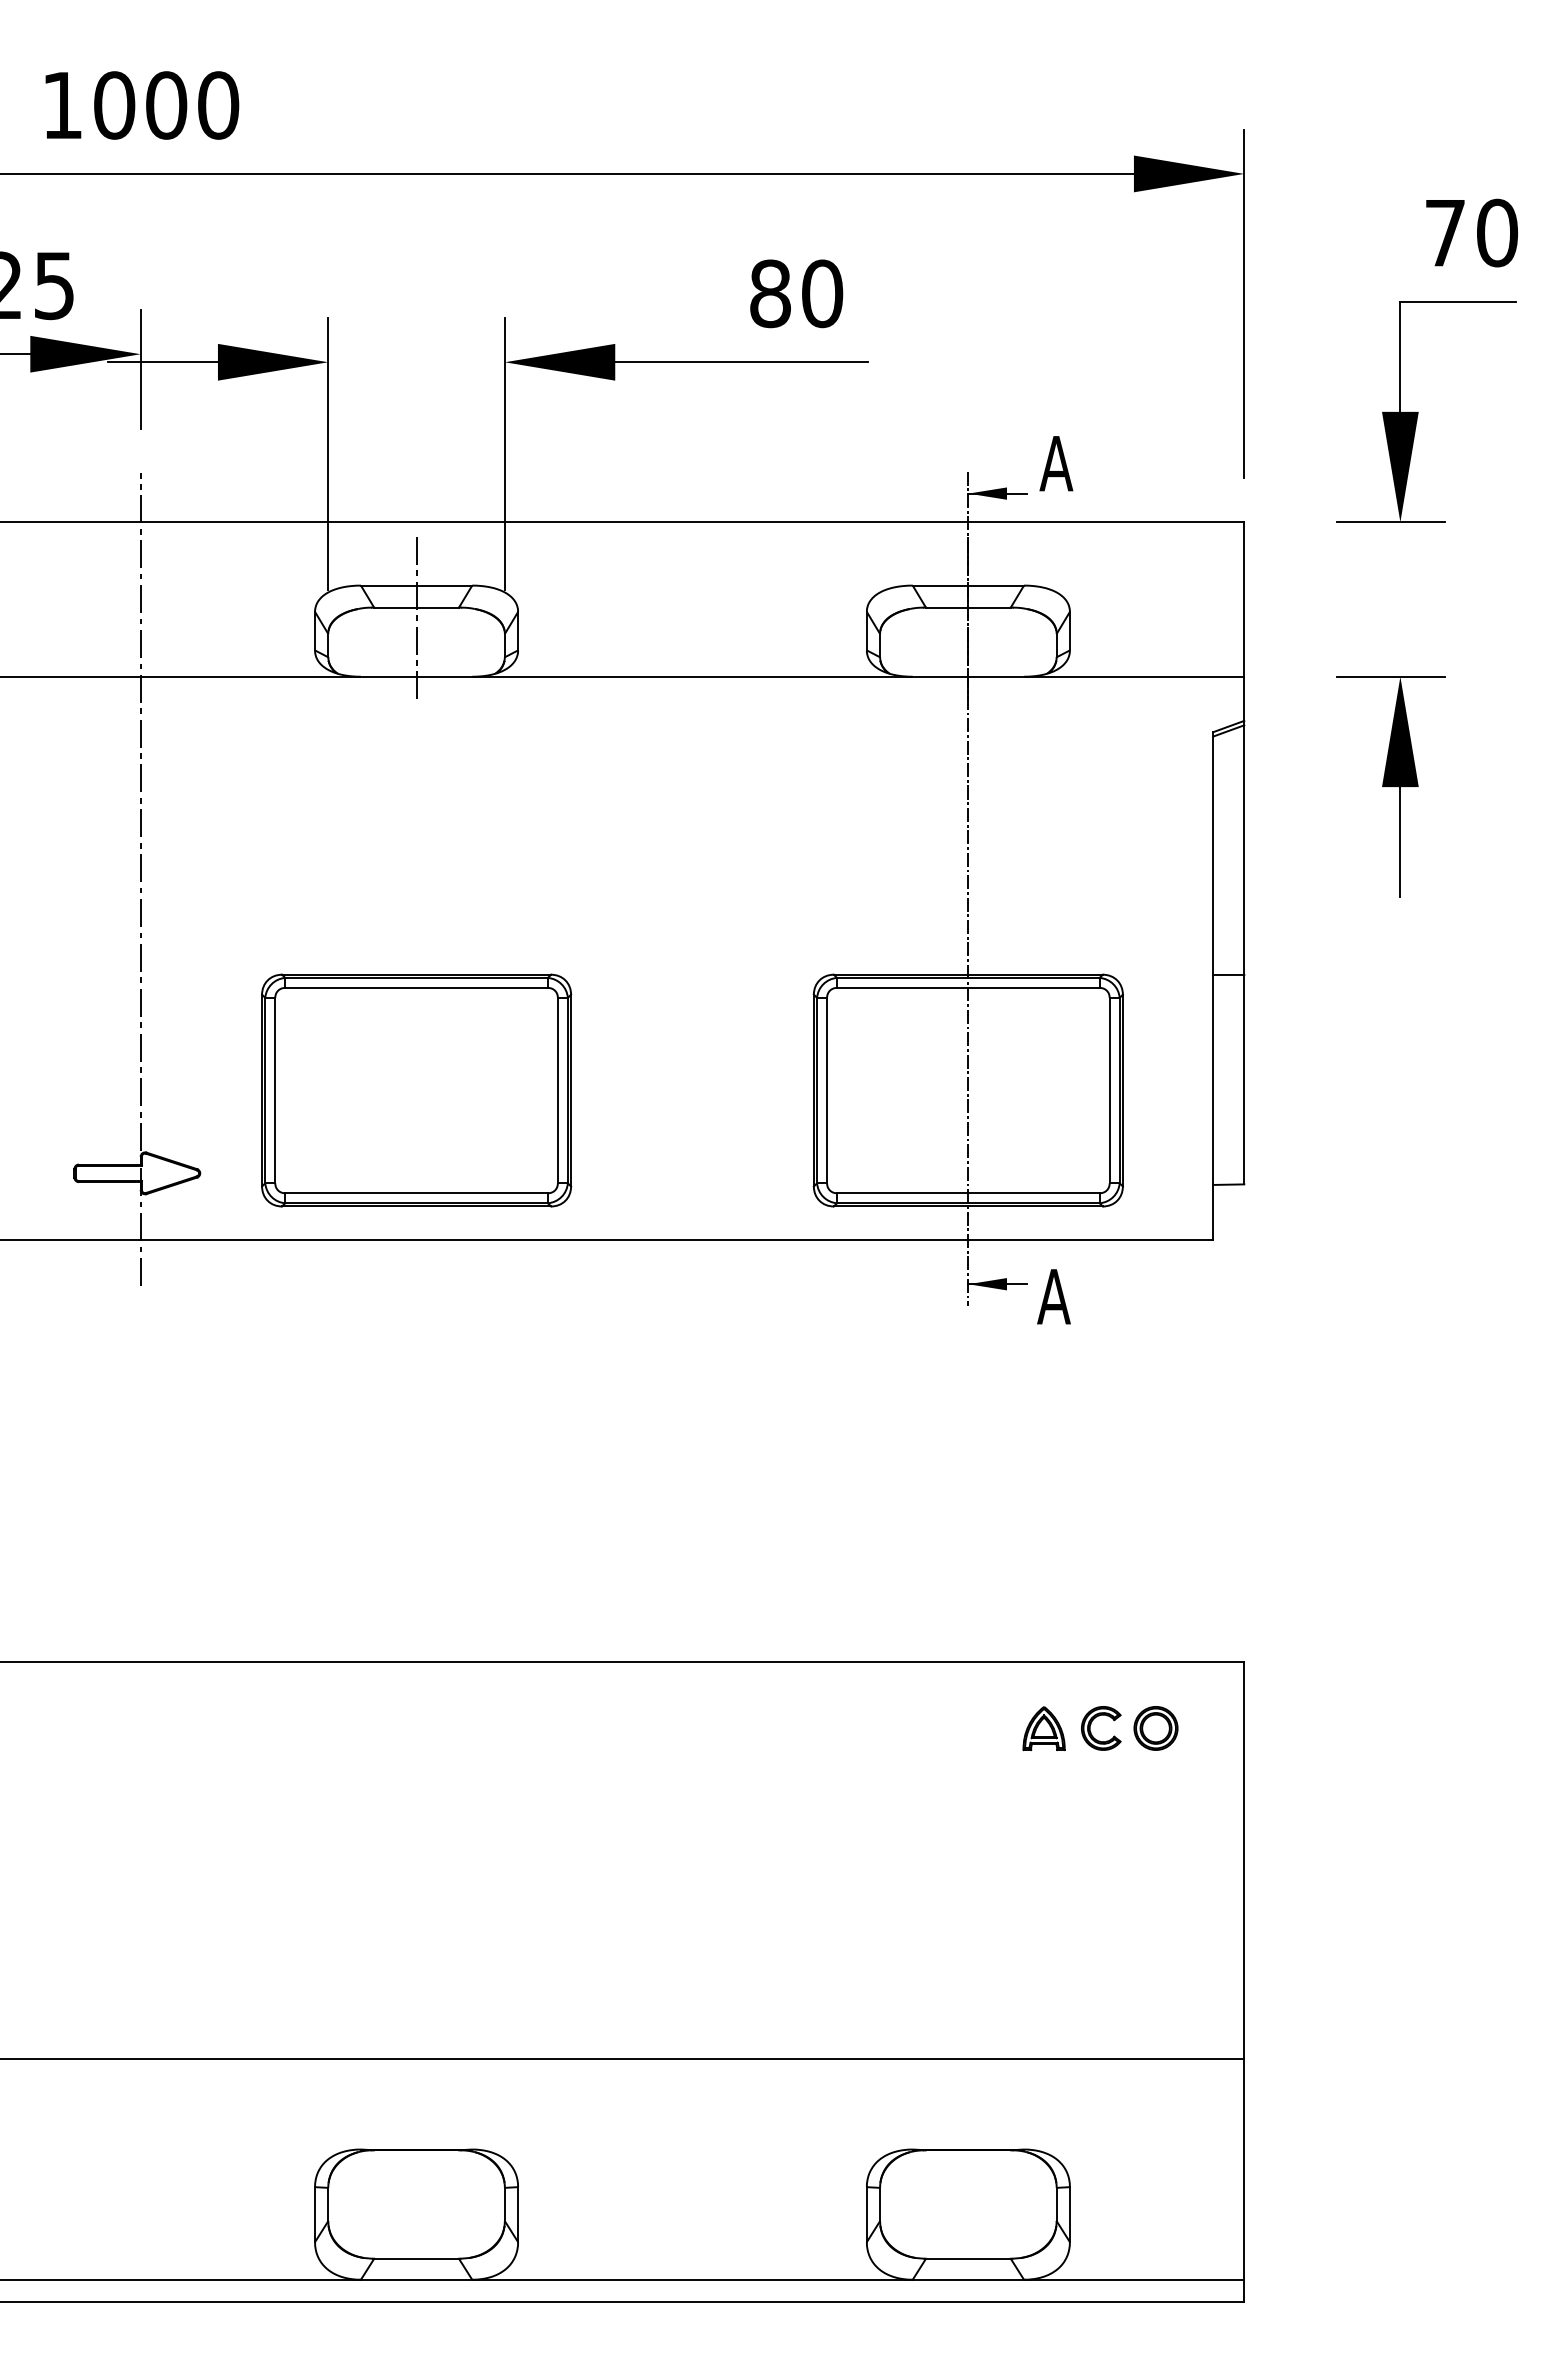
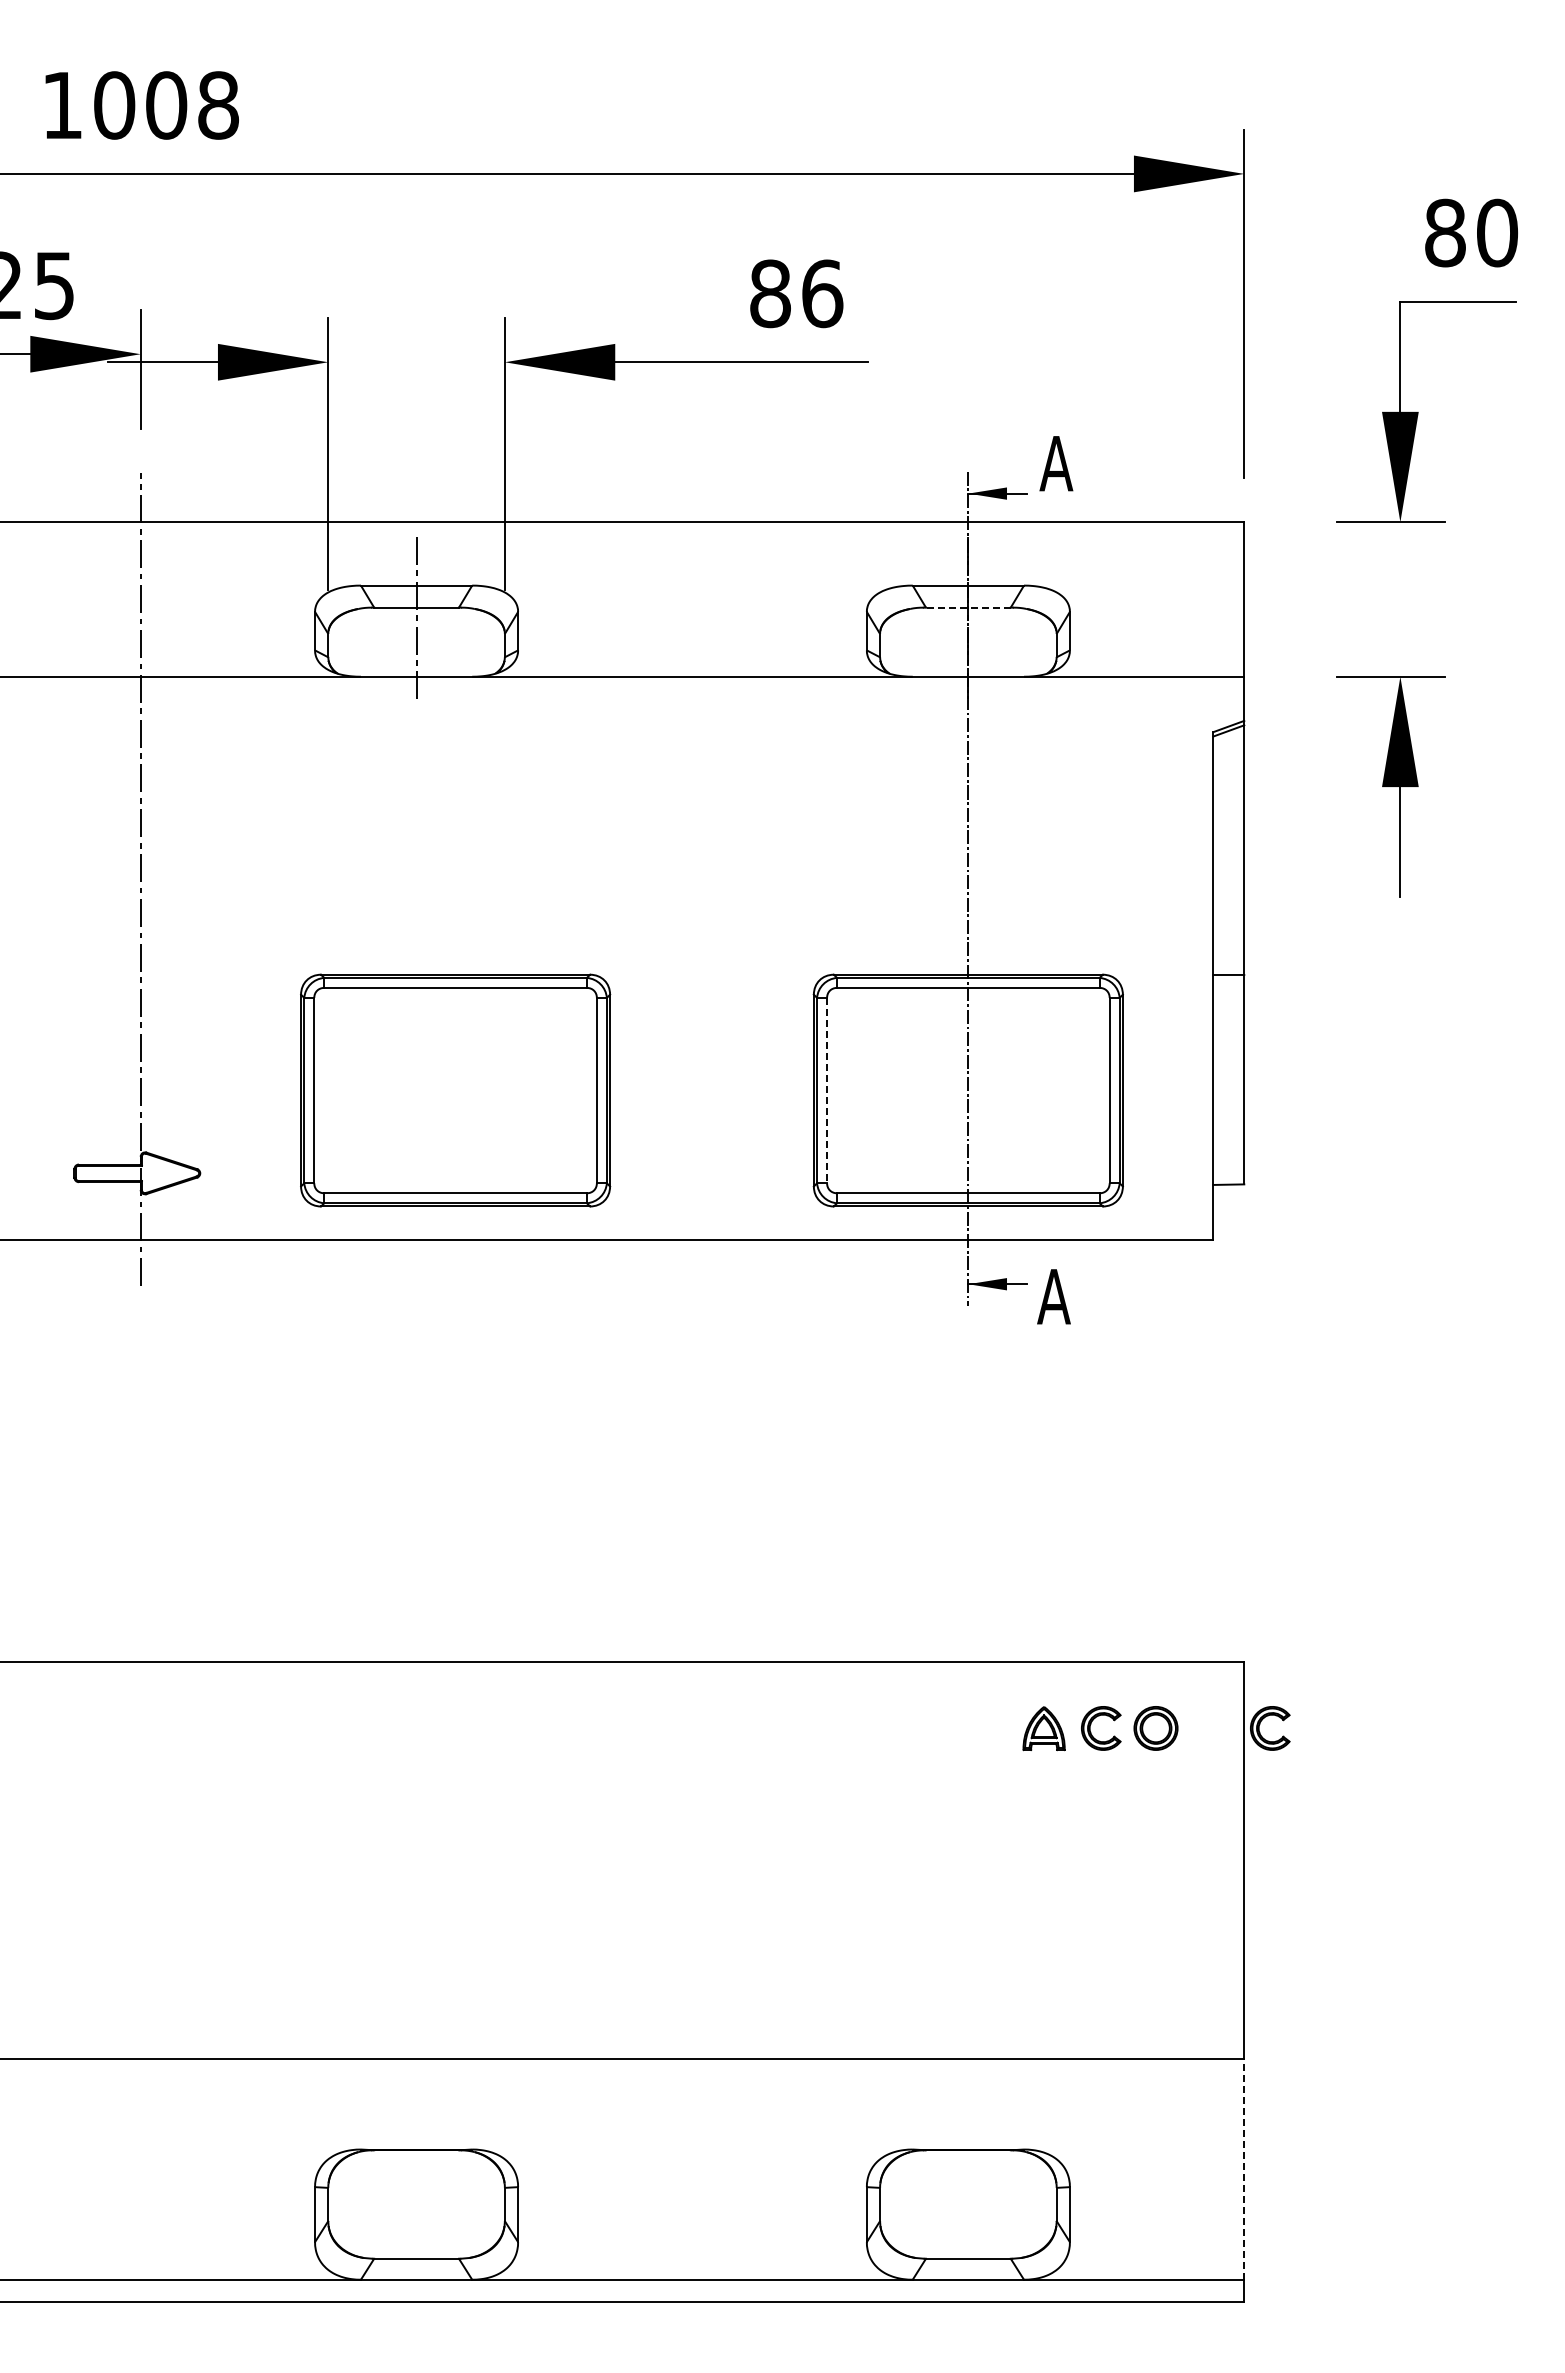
text: 1000 -> 1008 (218, 105)
text: 70 -> 80 (1445, 232)
text: 80 -> 86 (822, 293)
line: solid -> dashed (967, 607)
part position: (416, 1090) -> (455, 1090) (455, 1090)
line: solid -> dashed (827, 1090)
part: none -> present (1260, 1724)
line: solid -> dashed (1244, 2168)
